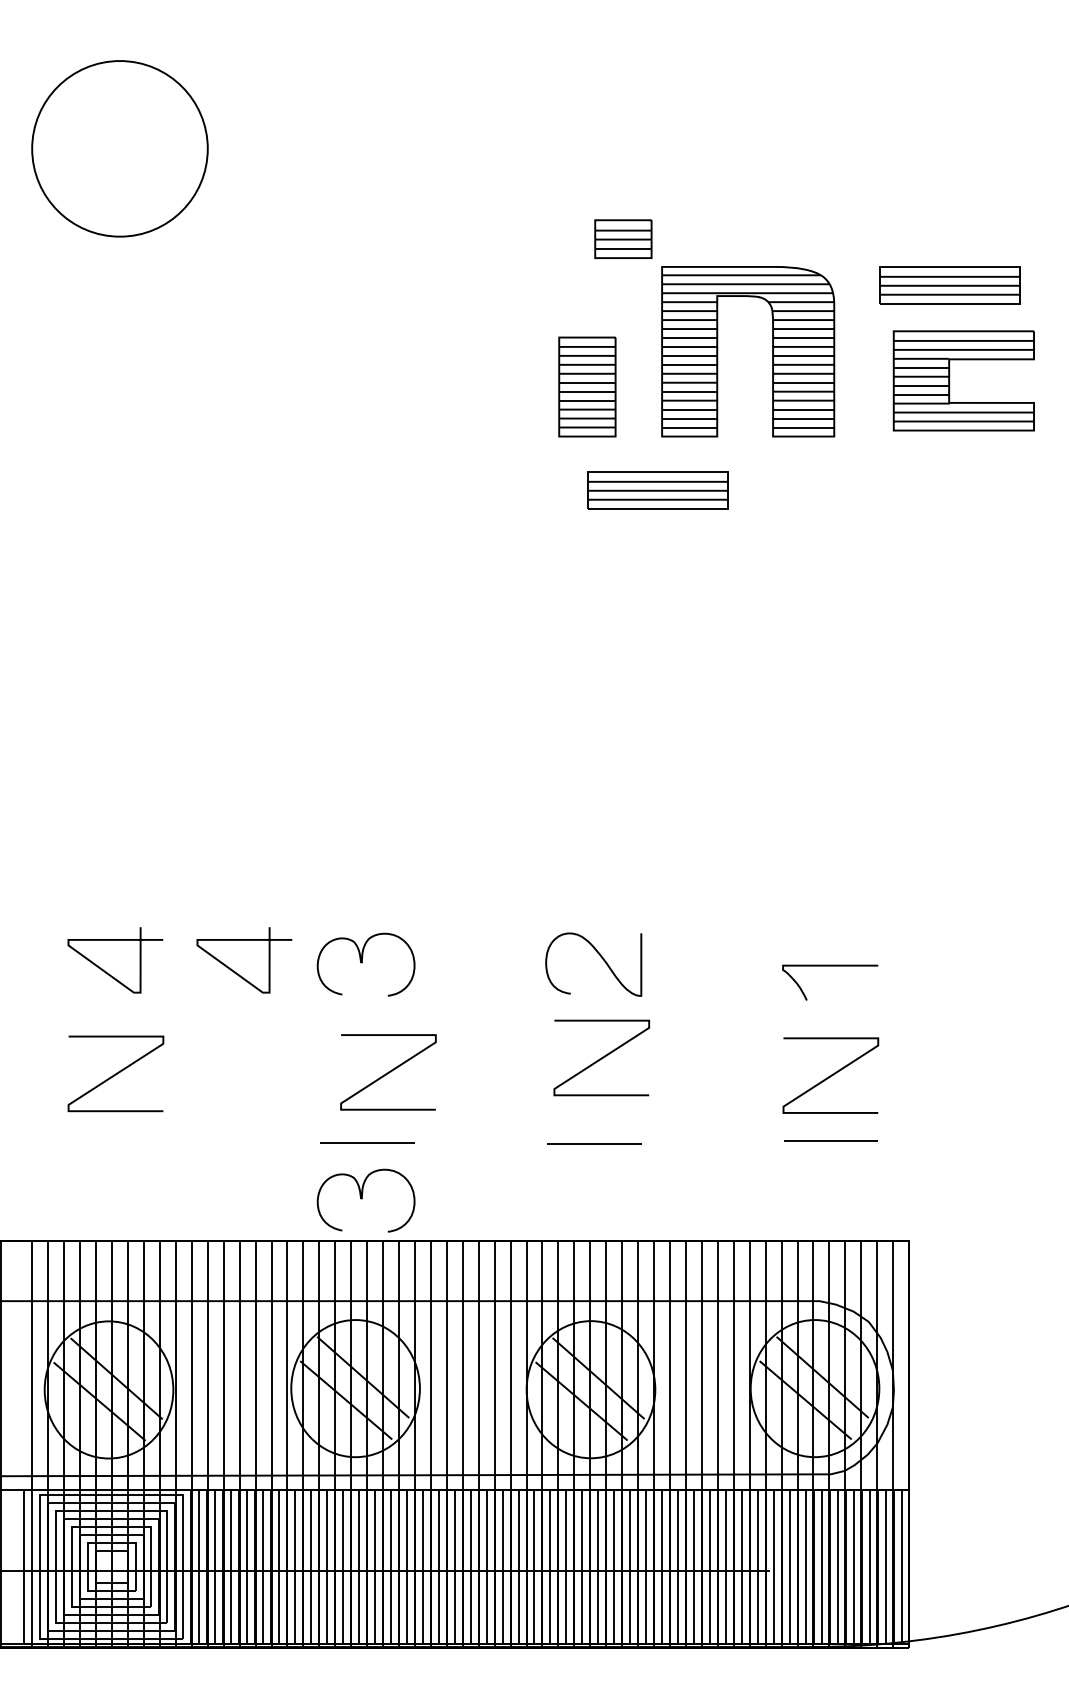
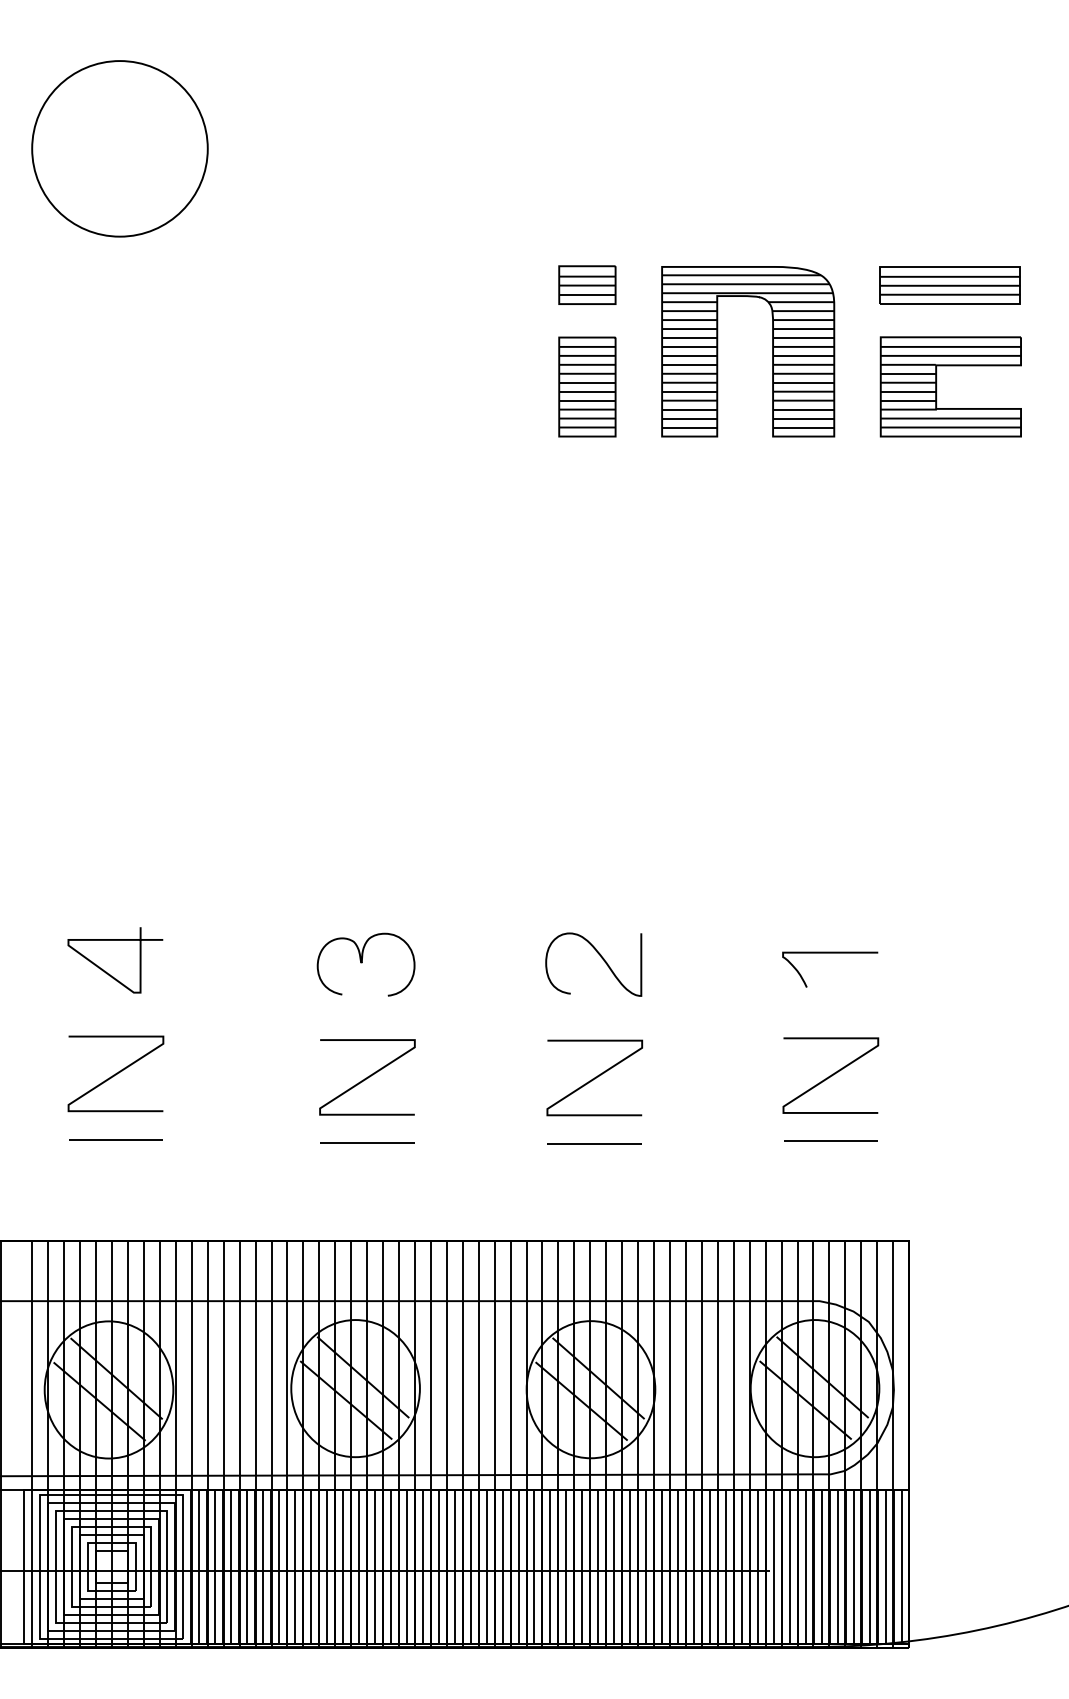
part position: (623, 238) -> (587, 284) (587, 284)
part position: (950, 380) -> (937, 386) (937, 386)
part: present -> none (657, 490)
curve position: (830, 966) -> (830, 953) (830, 953)
curve: present -> none (235, 971)
curve position: (601, 1057) -> (594, 1077) (594, 1077)
curve position: (388, 1072) -> (367, 1077) (367, 1077)
line: none -> present (115, 1139)
curve: present -> none (362, 1199)
